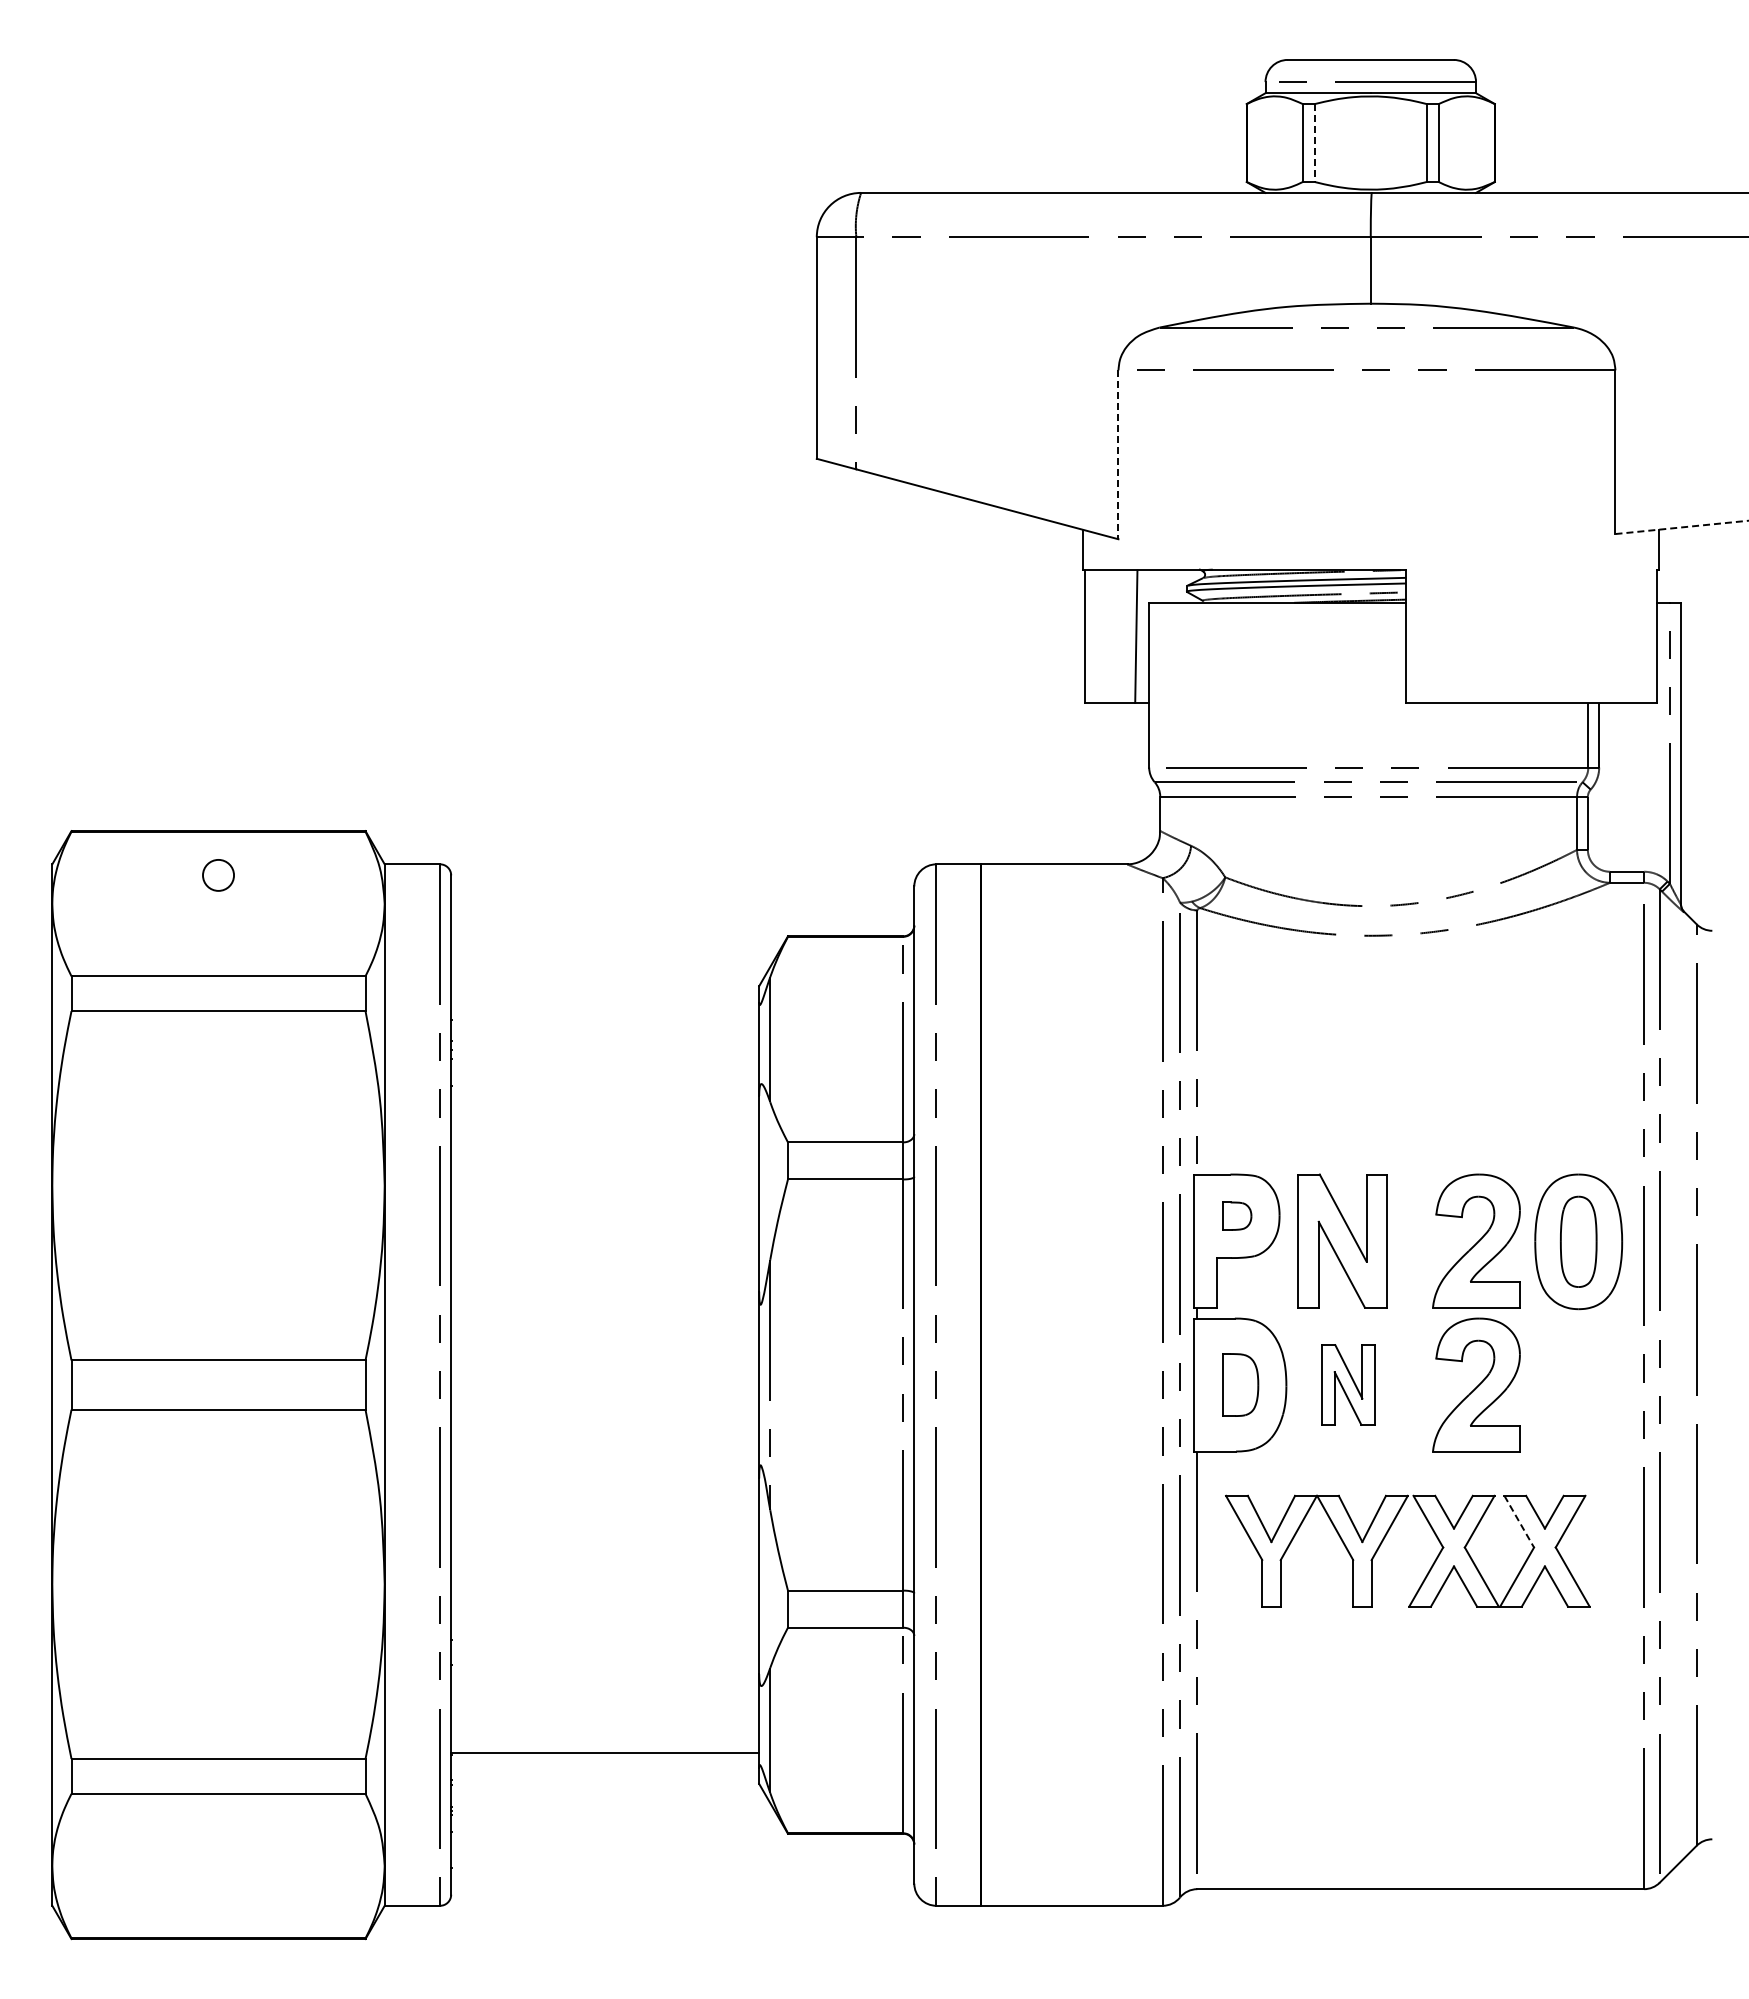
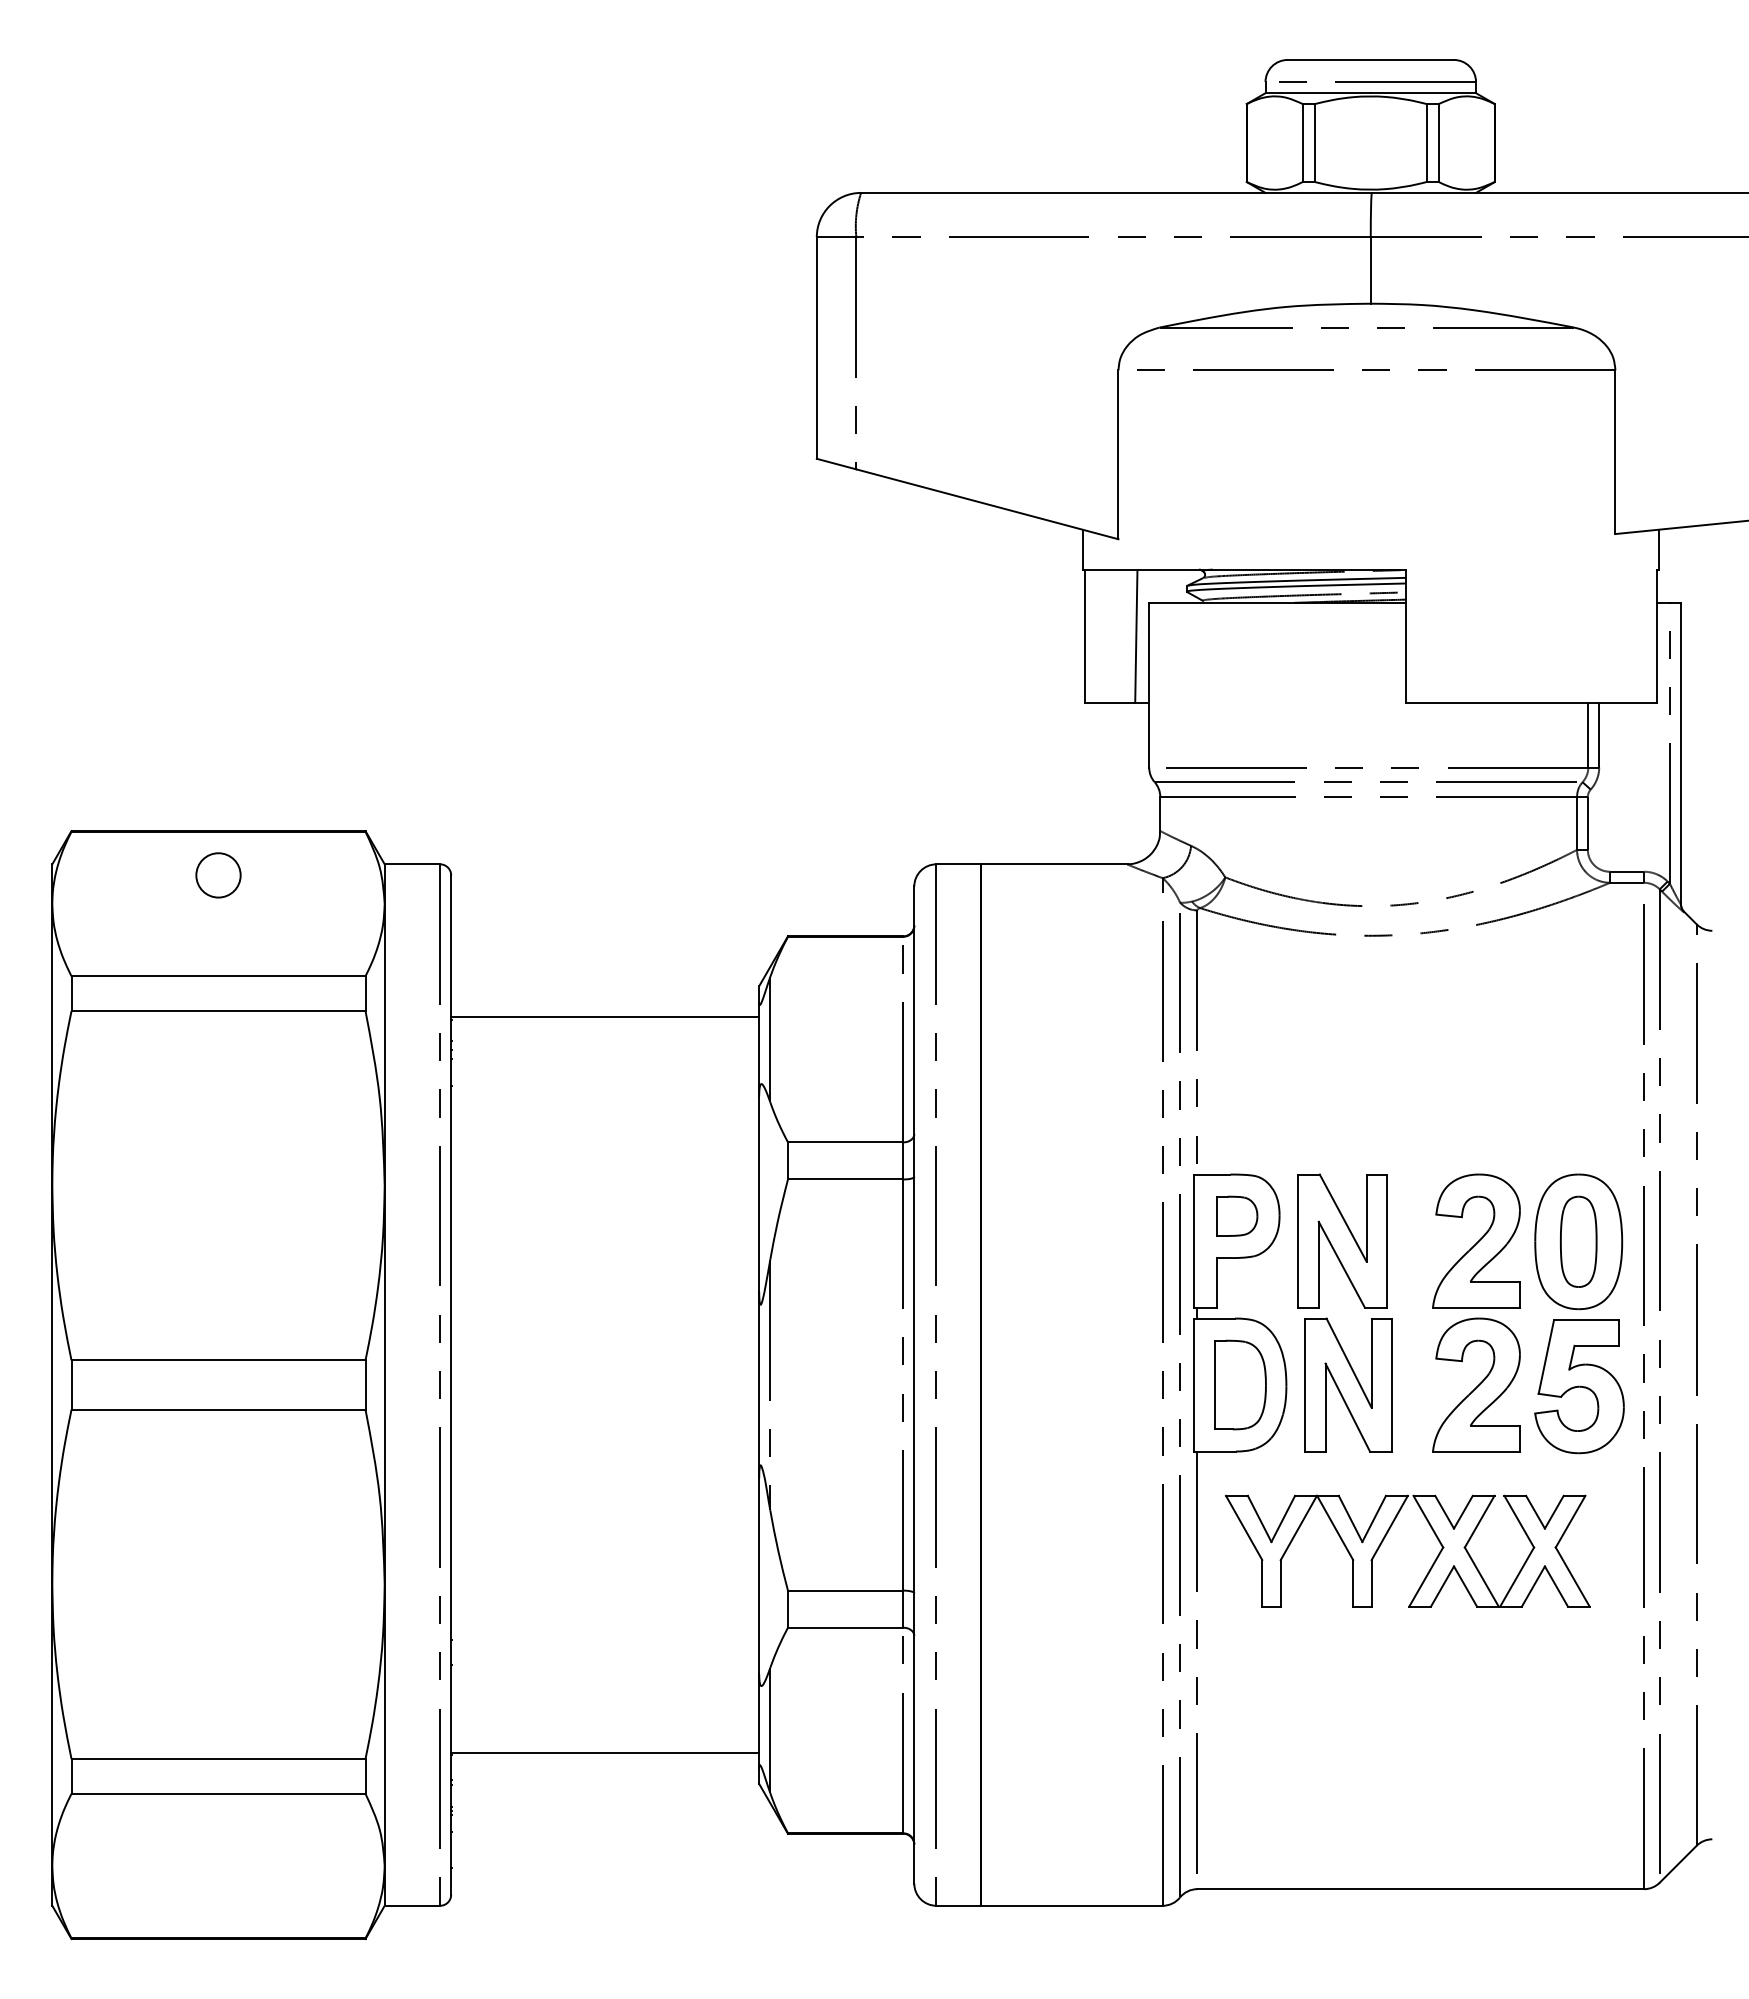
line: dashed -> solid (1314, 143)
line: dashed -> solid (1118, 455)
line: dashed -> solid (1682, 527)
circle diameter: 31 px -> 44 px (218, 875)
line: none -> present (605, 1017)
part size: 31x30 px -> 43x42 px (1237, 1215)
part size: 38x64 px -> 53x92 px (1240, 1384)
part size: 55x82 px -> 89x136 px (1348, 1384)
part: none -> present (1579, 1386)
line: dashed -> solid (1519, 1521)
